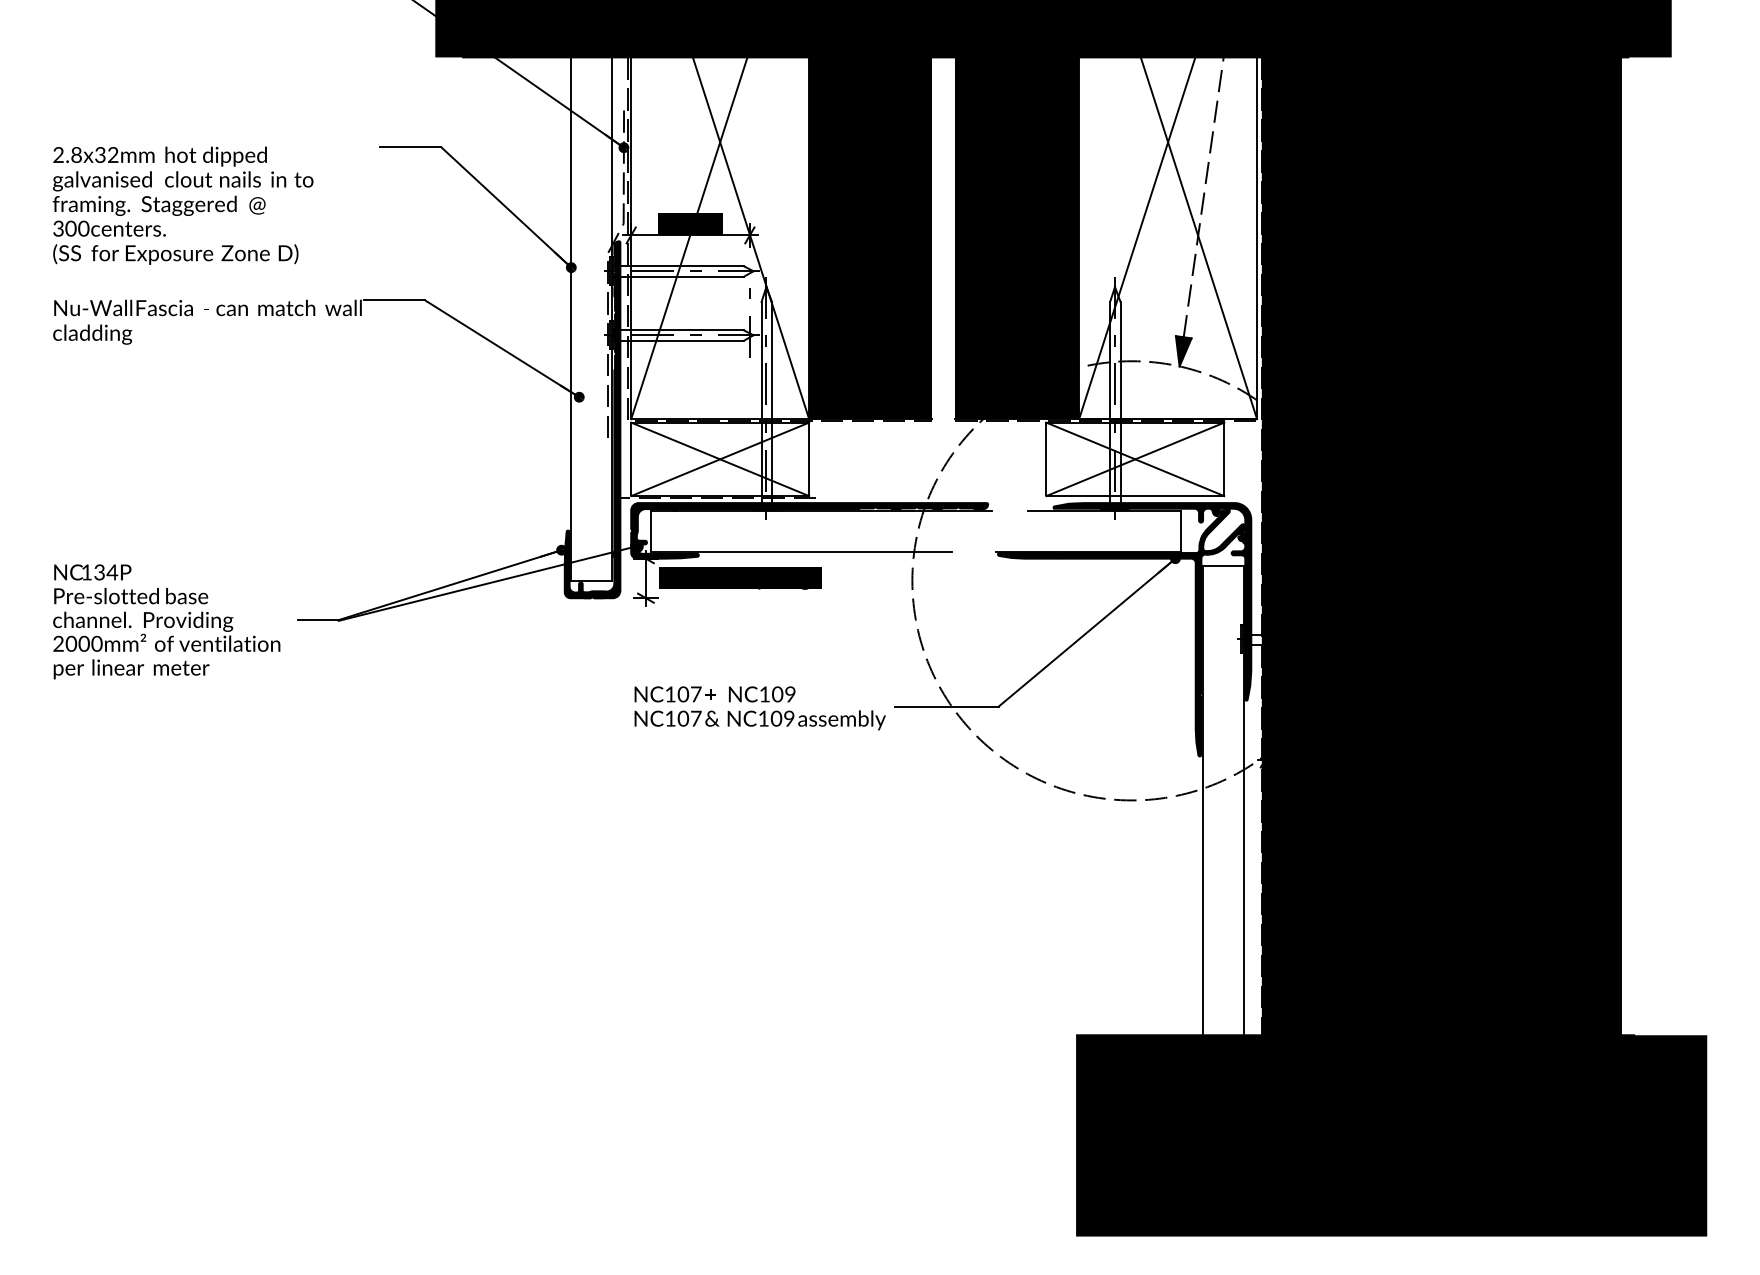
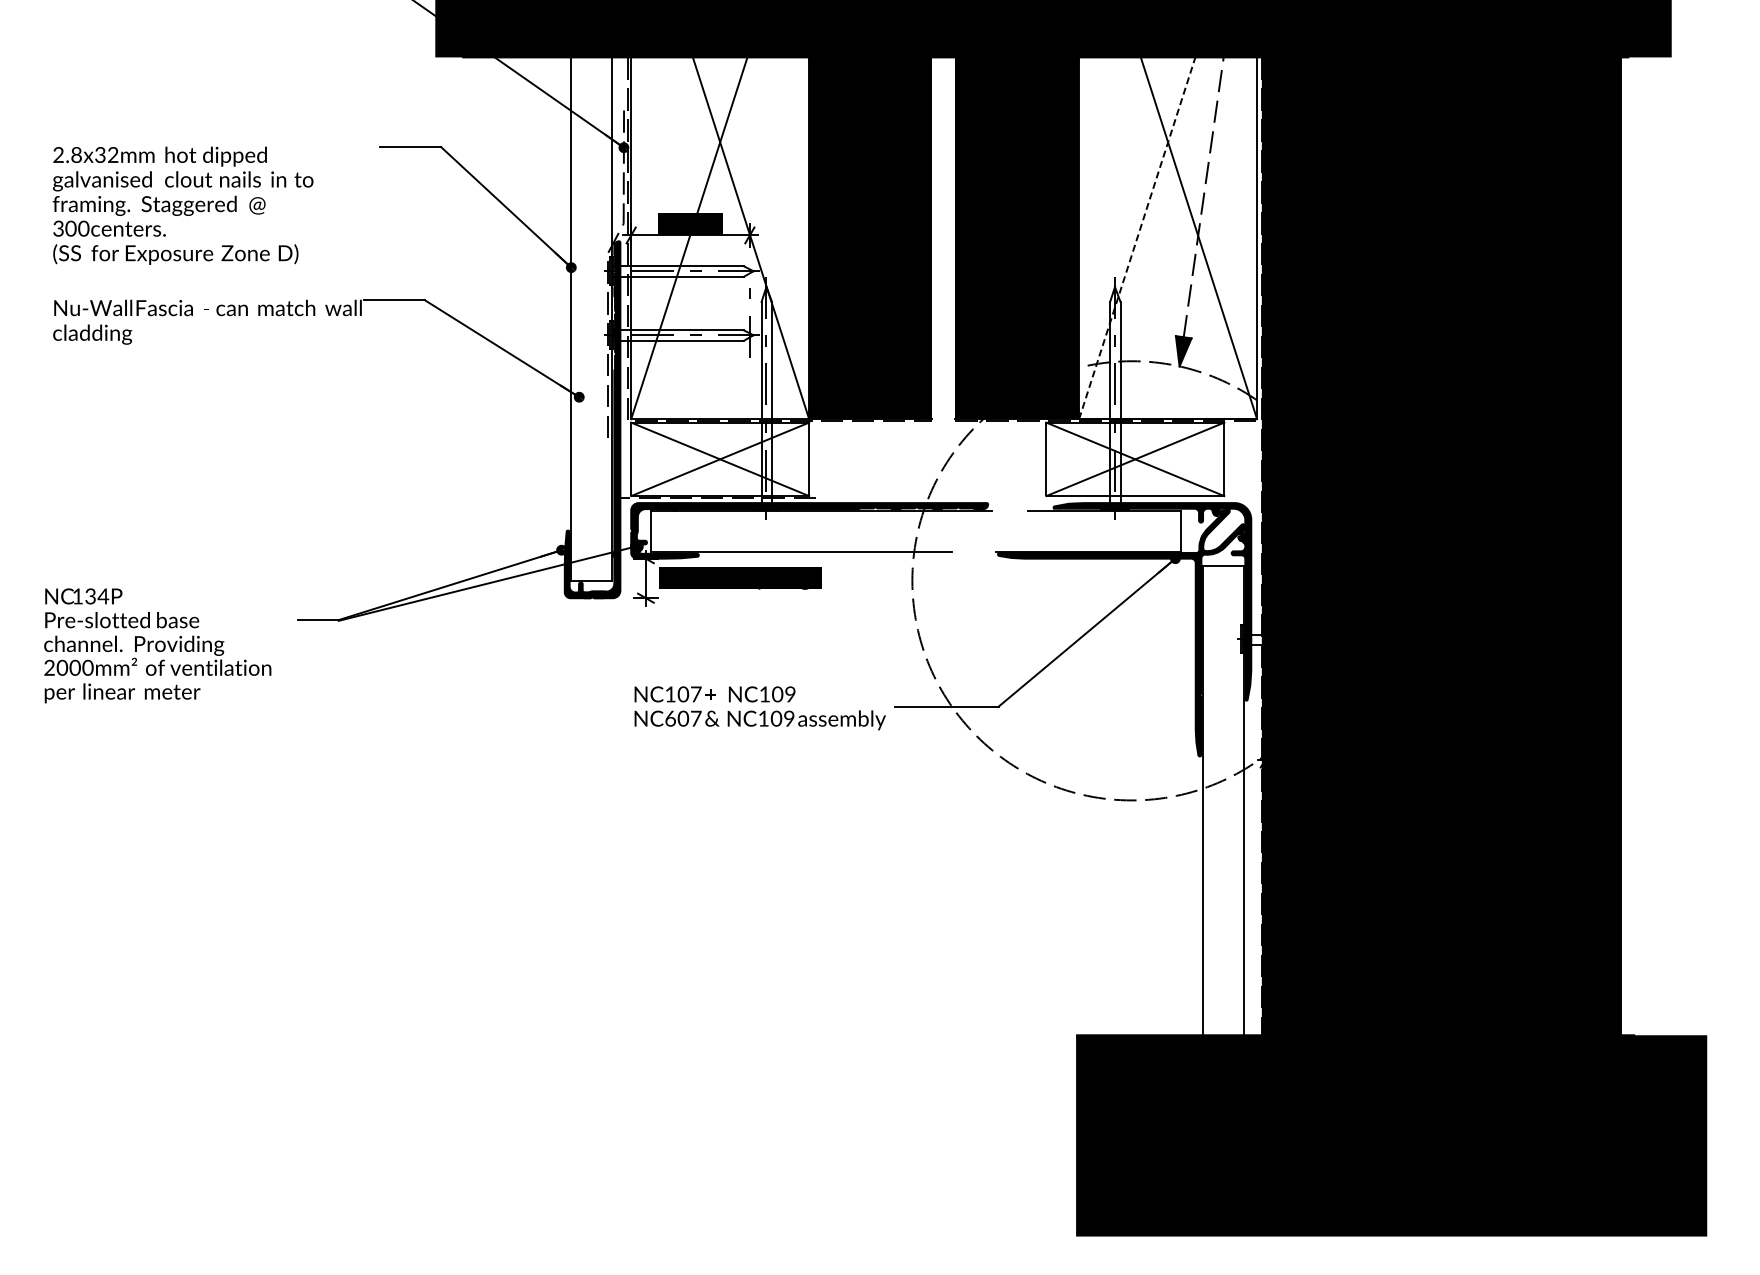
line: solid -> dashed (1137, 238)
text position: (166, 621) -> (157, 645) (157, 645)
text: NC107 -> NC607 (670, 718)
